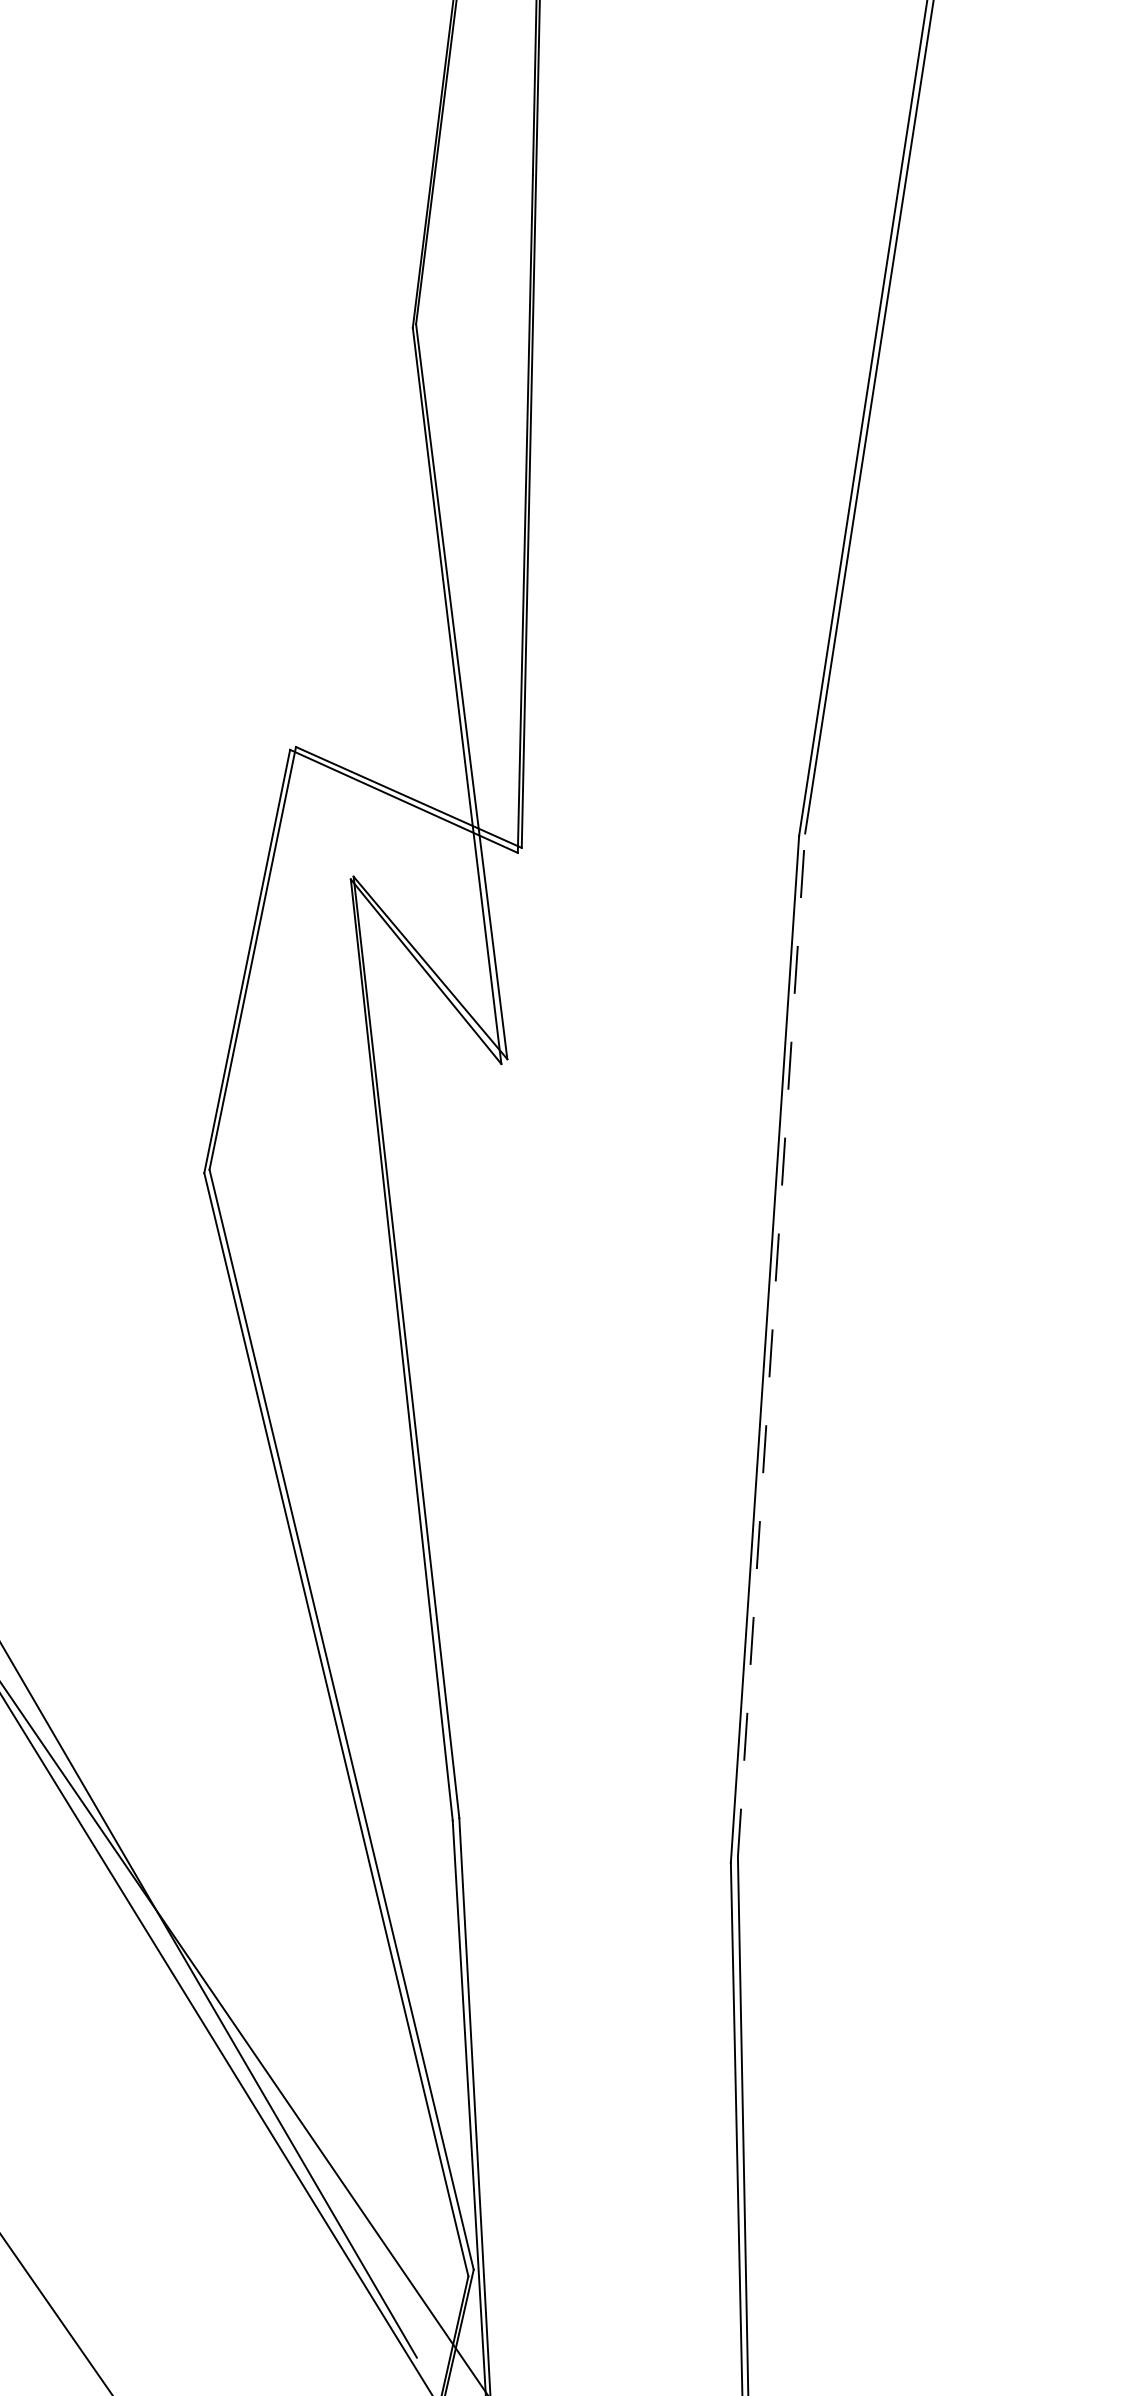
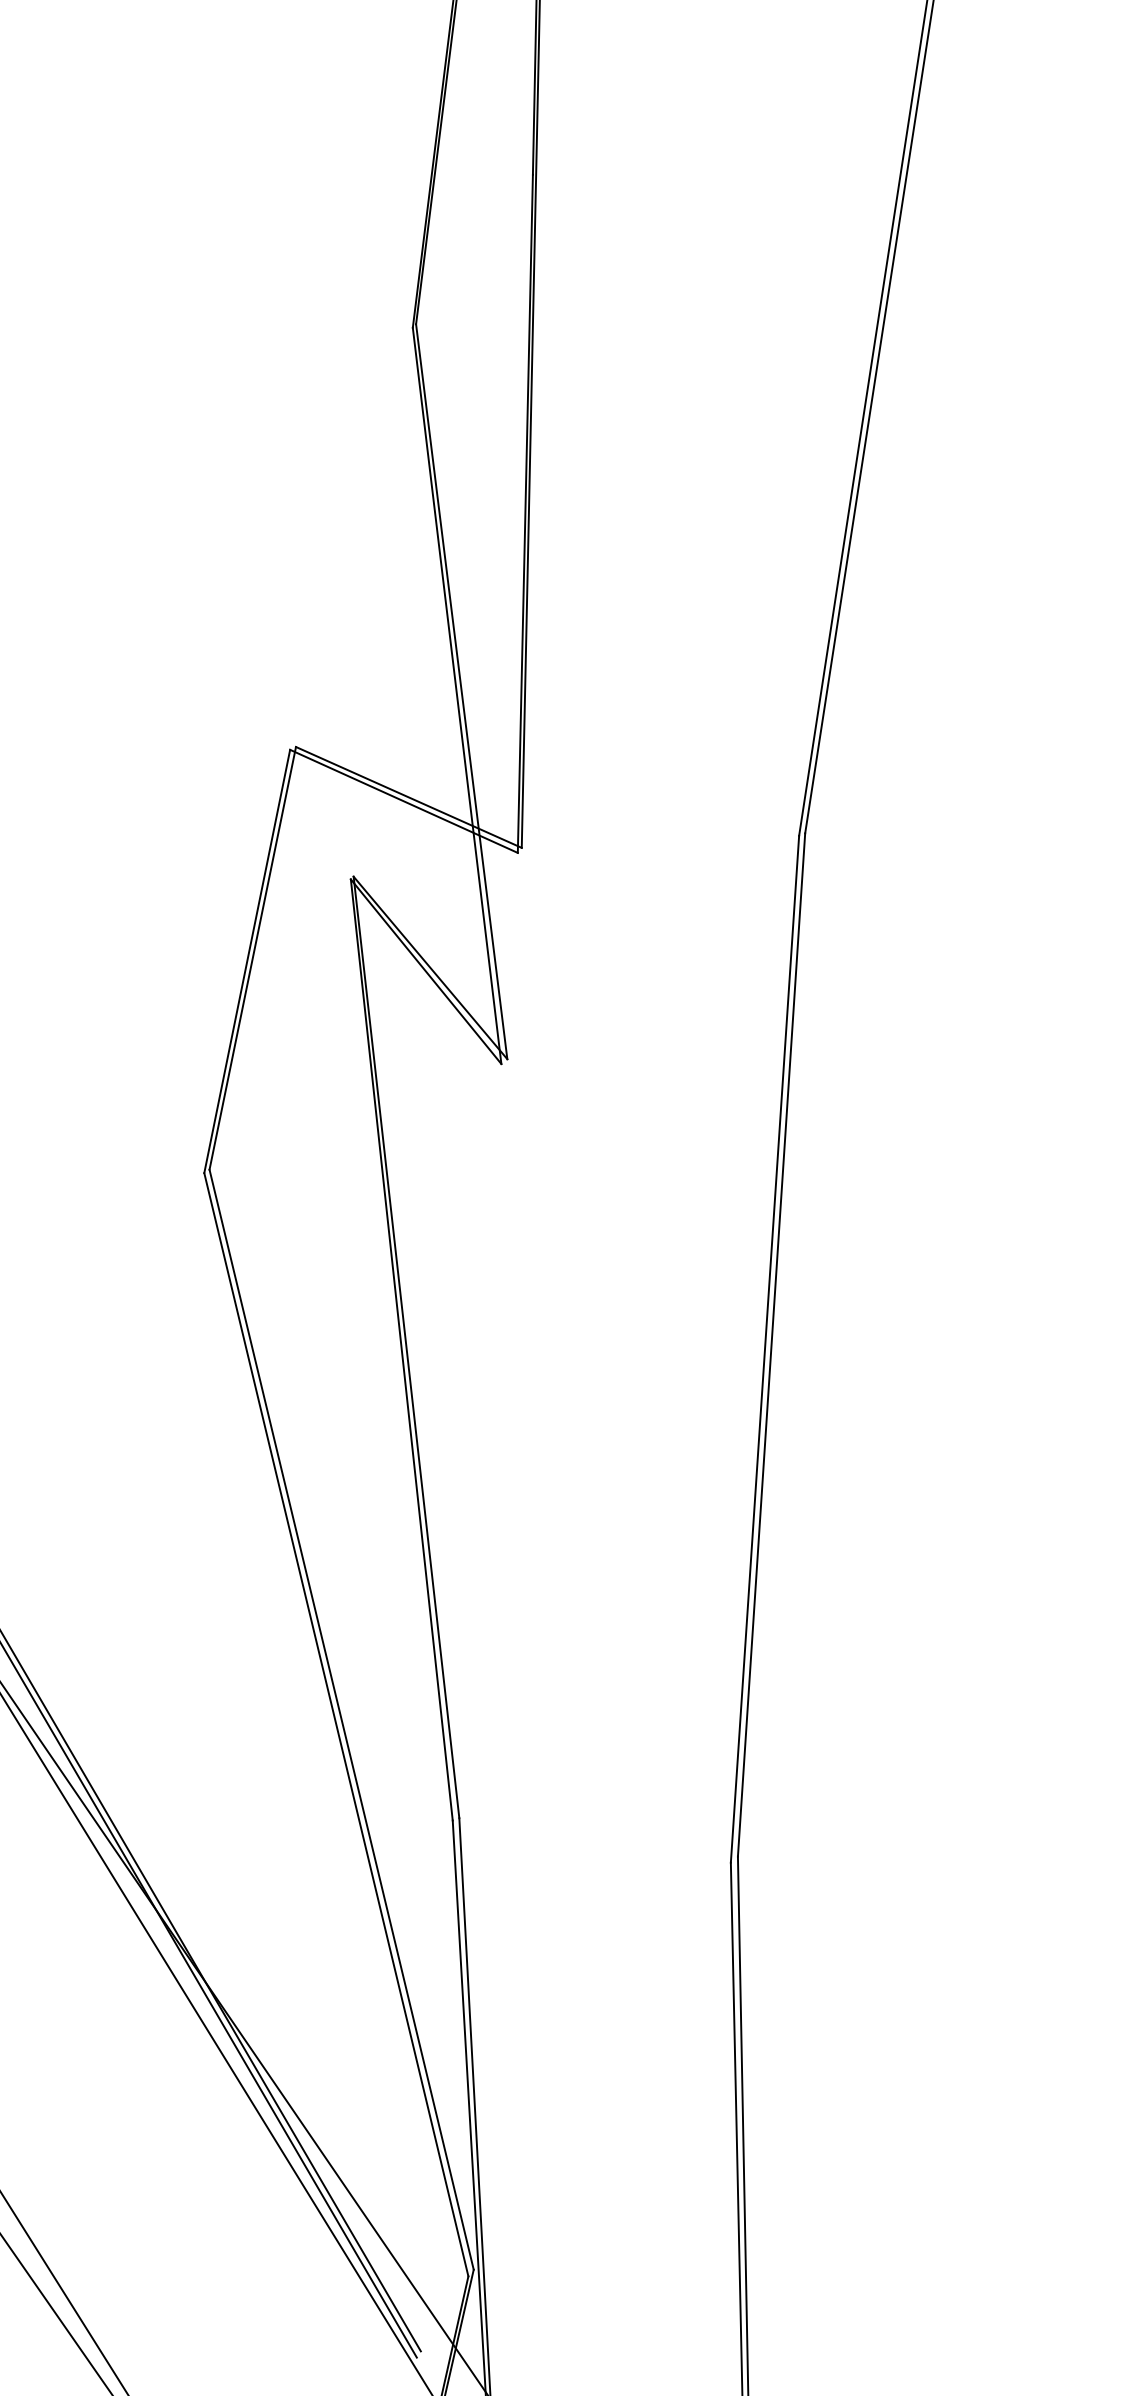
line: dashed -> solid (771, 1345)
line: none -> present (211, 1992)
line: none -> present (64, 2293)
